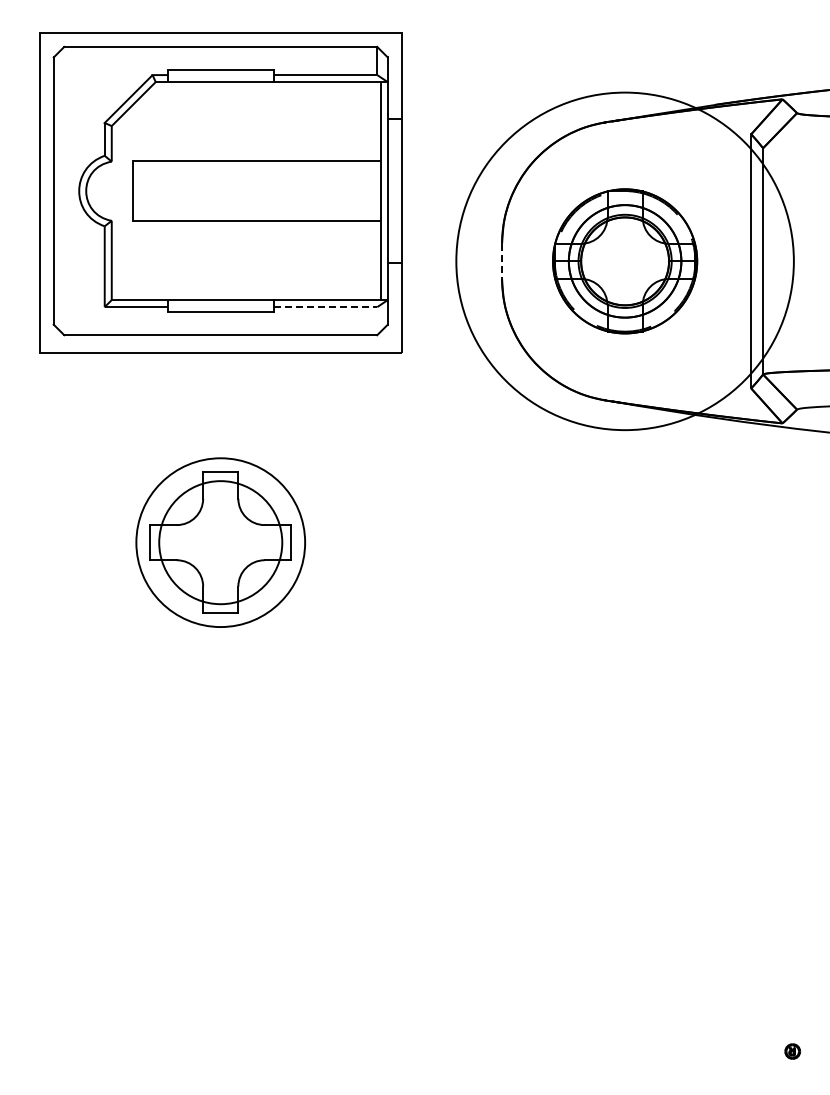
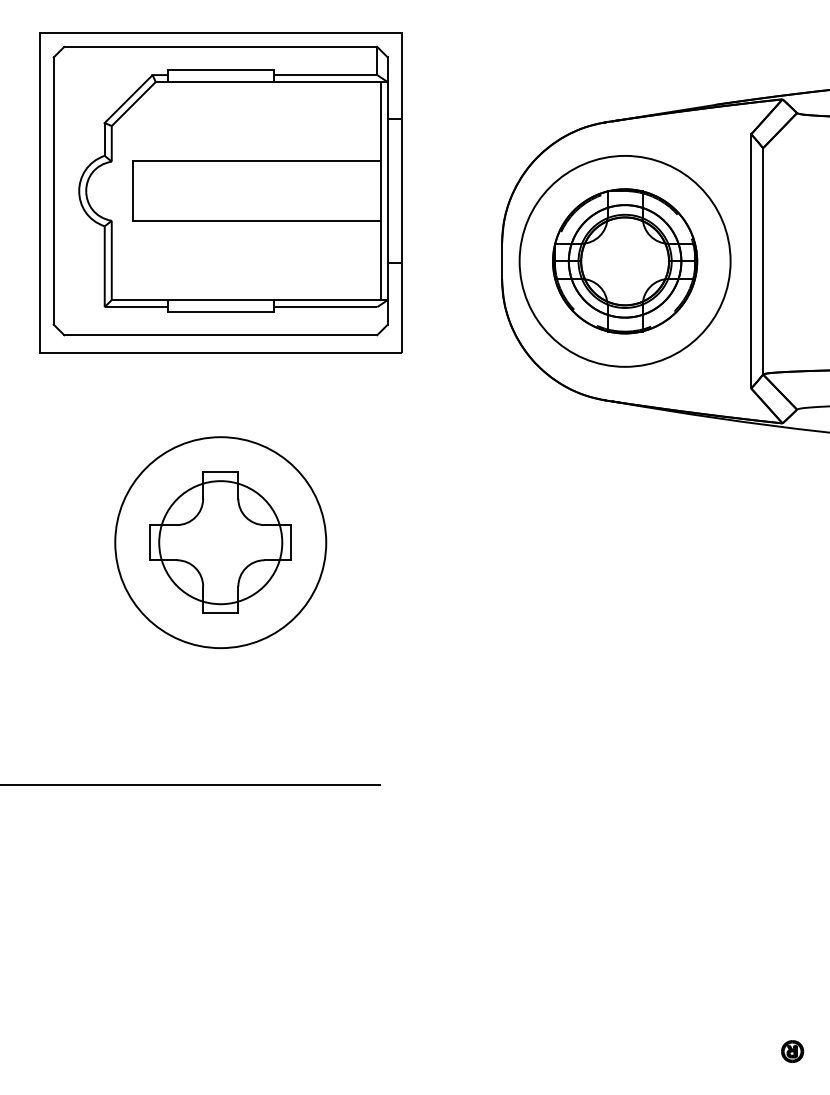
line: dashed -> solid (502, 261)
circle diameter: 338 px -> 211 px (624, 260)
line: dashed -> solid (325, 307)
circle diameter: 169 px -> 211 px (220, 542)
line: none -> present (190, 785)
part size: 17x17 px -> 24x23 px (792, 1051)
